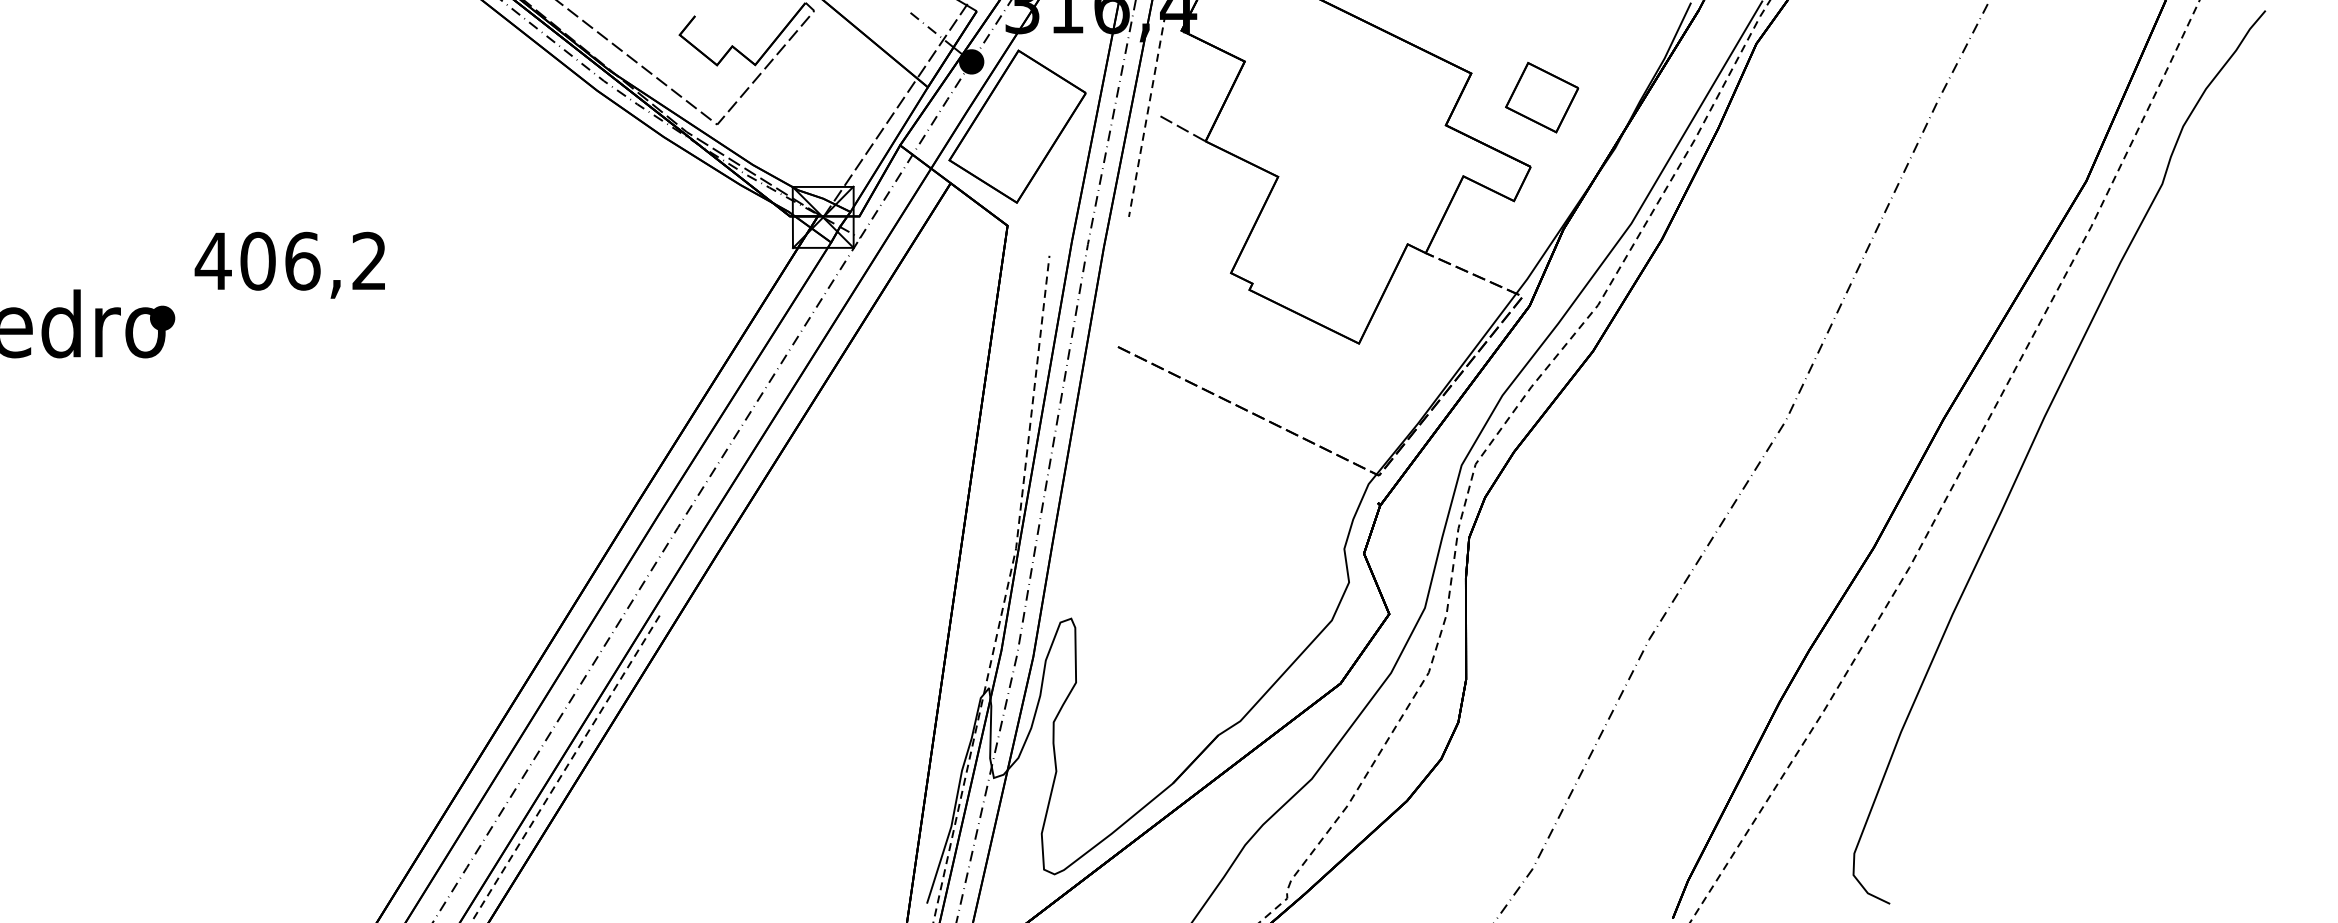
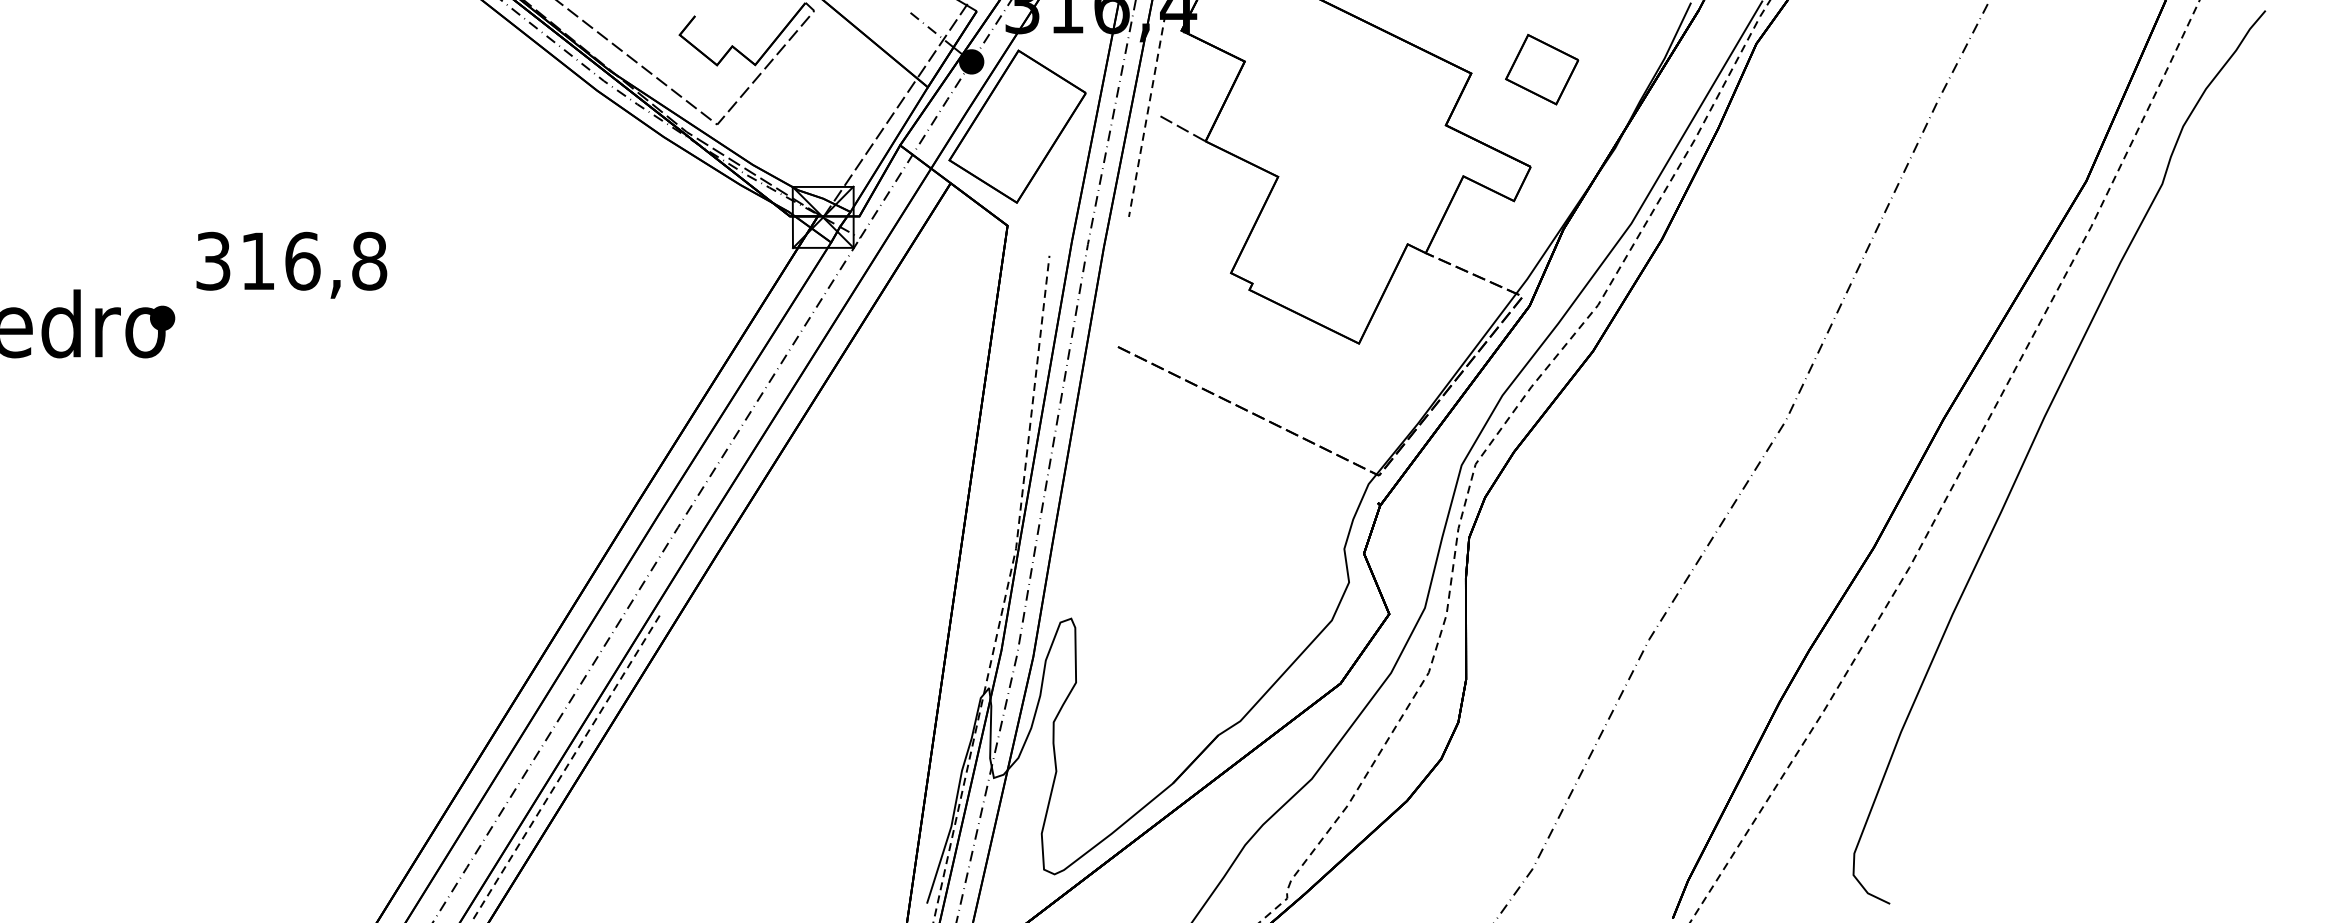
part position: (1542, 97) -> (1542, 69) (1542, 69)
text: 406,2 -> 316,8 (290, 260)
